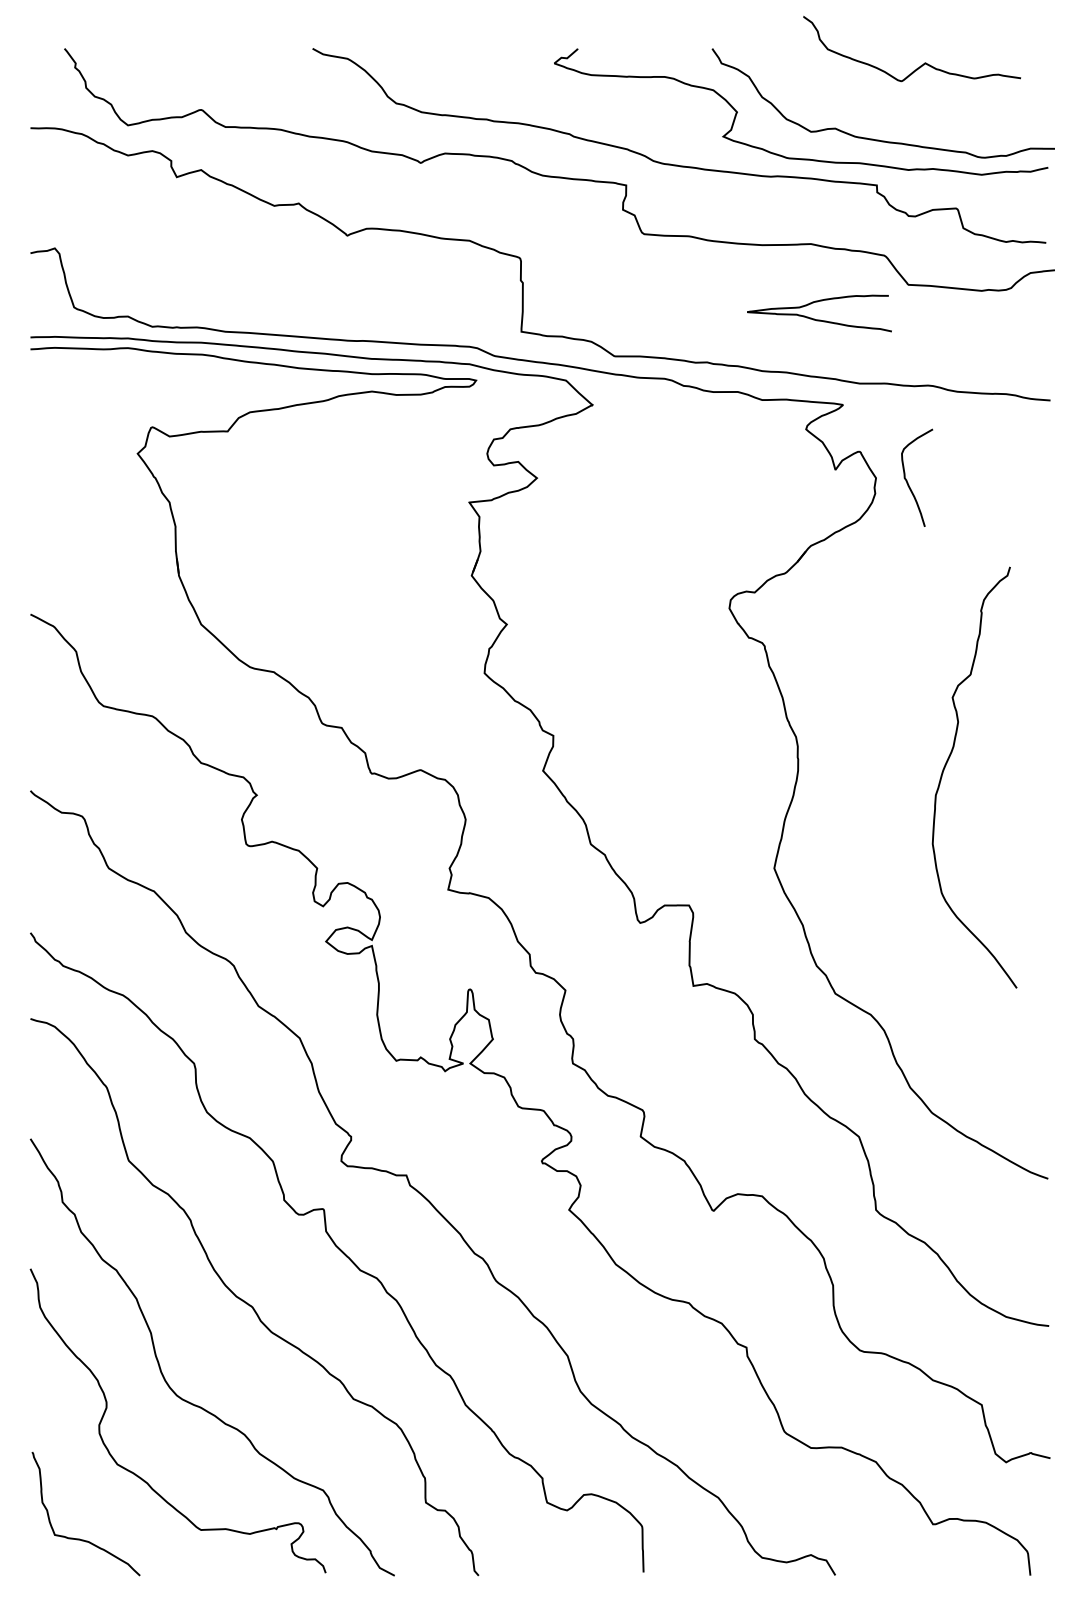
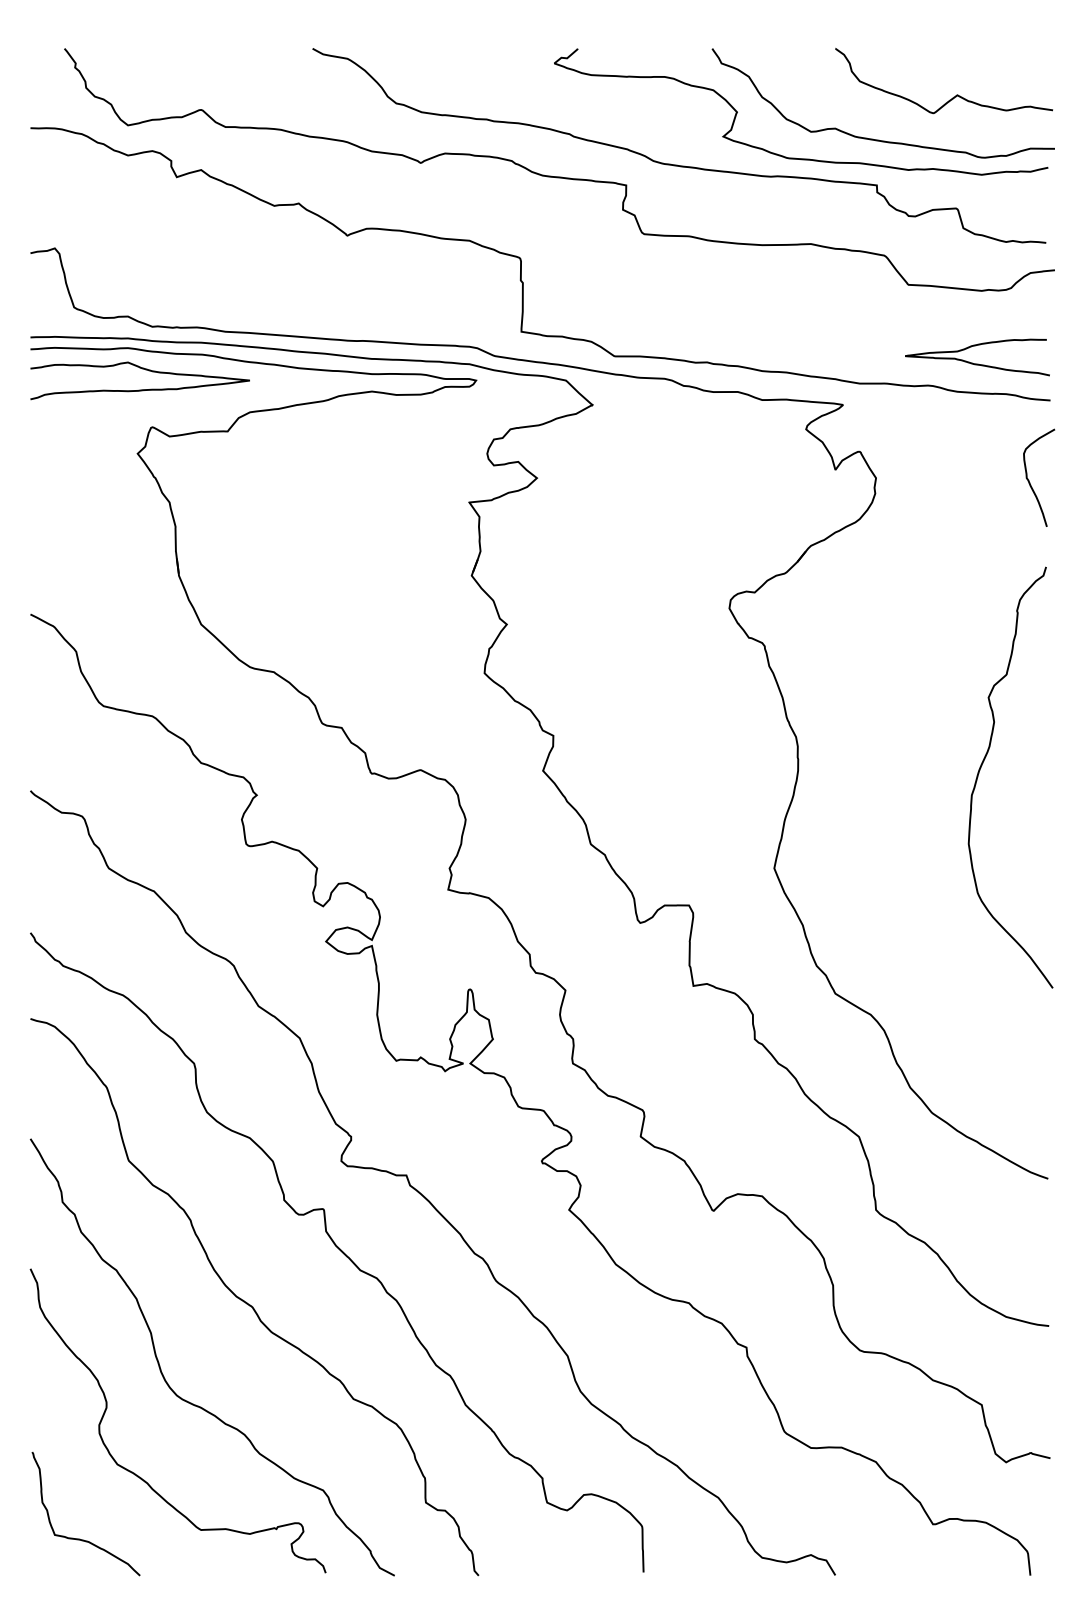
curve position: (920, 65) -> (952, 97) (952, 97)
curve position: (819, 319) -> (977, 363) (977, 363)
curve: none -> present (139, 389)
curve position: (908, 482) -> (1030, 482) (1030, 482)
curve position: (945, 768) -> (981, 768) (981, 768)
